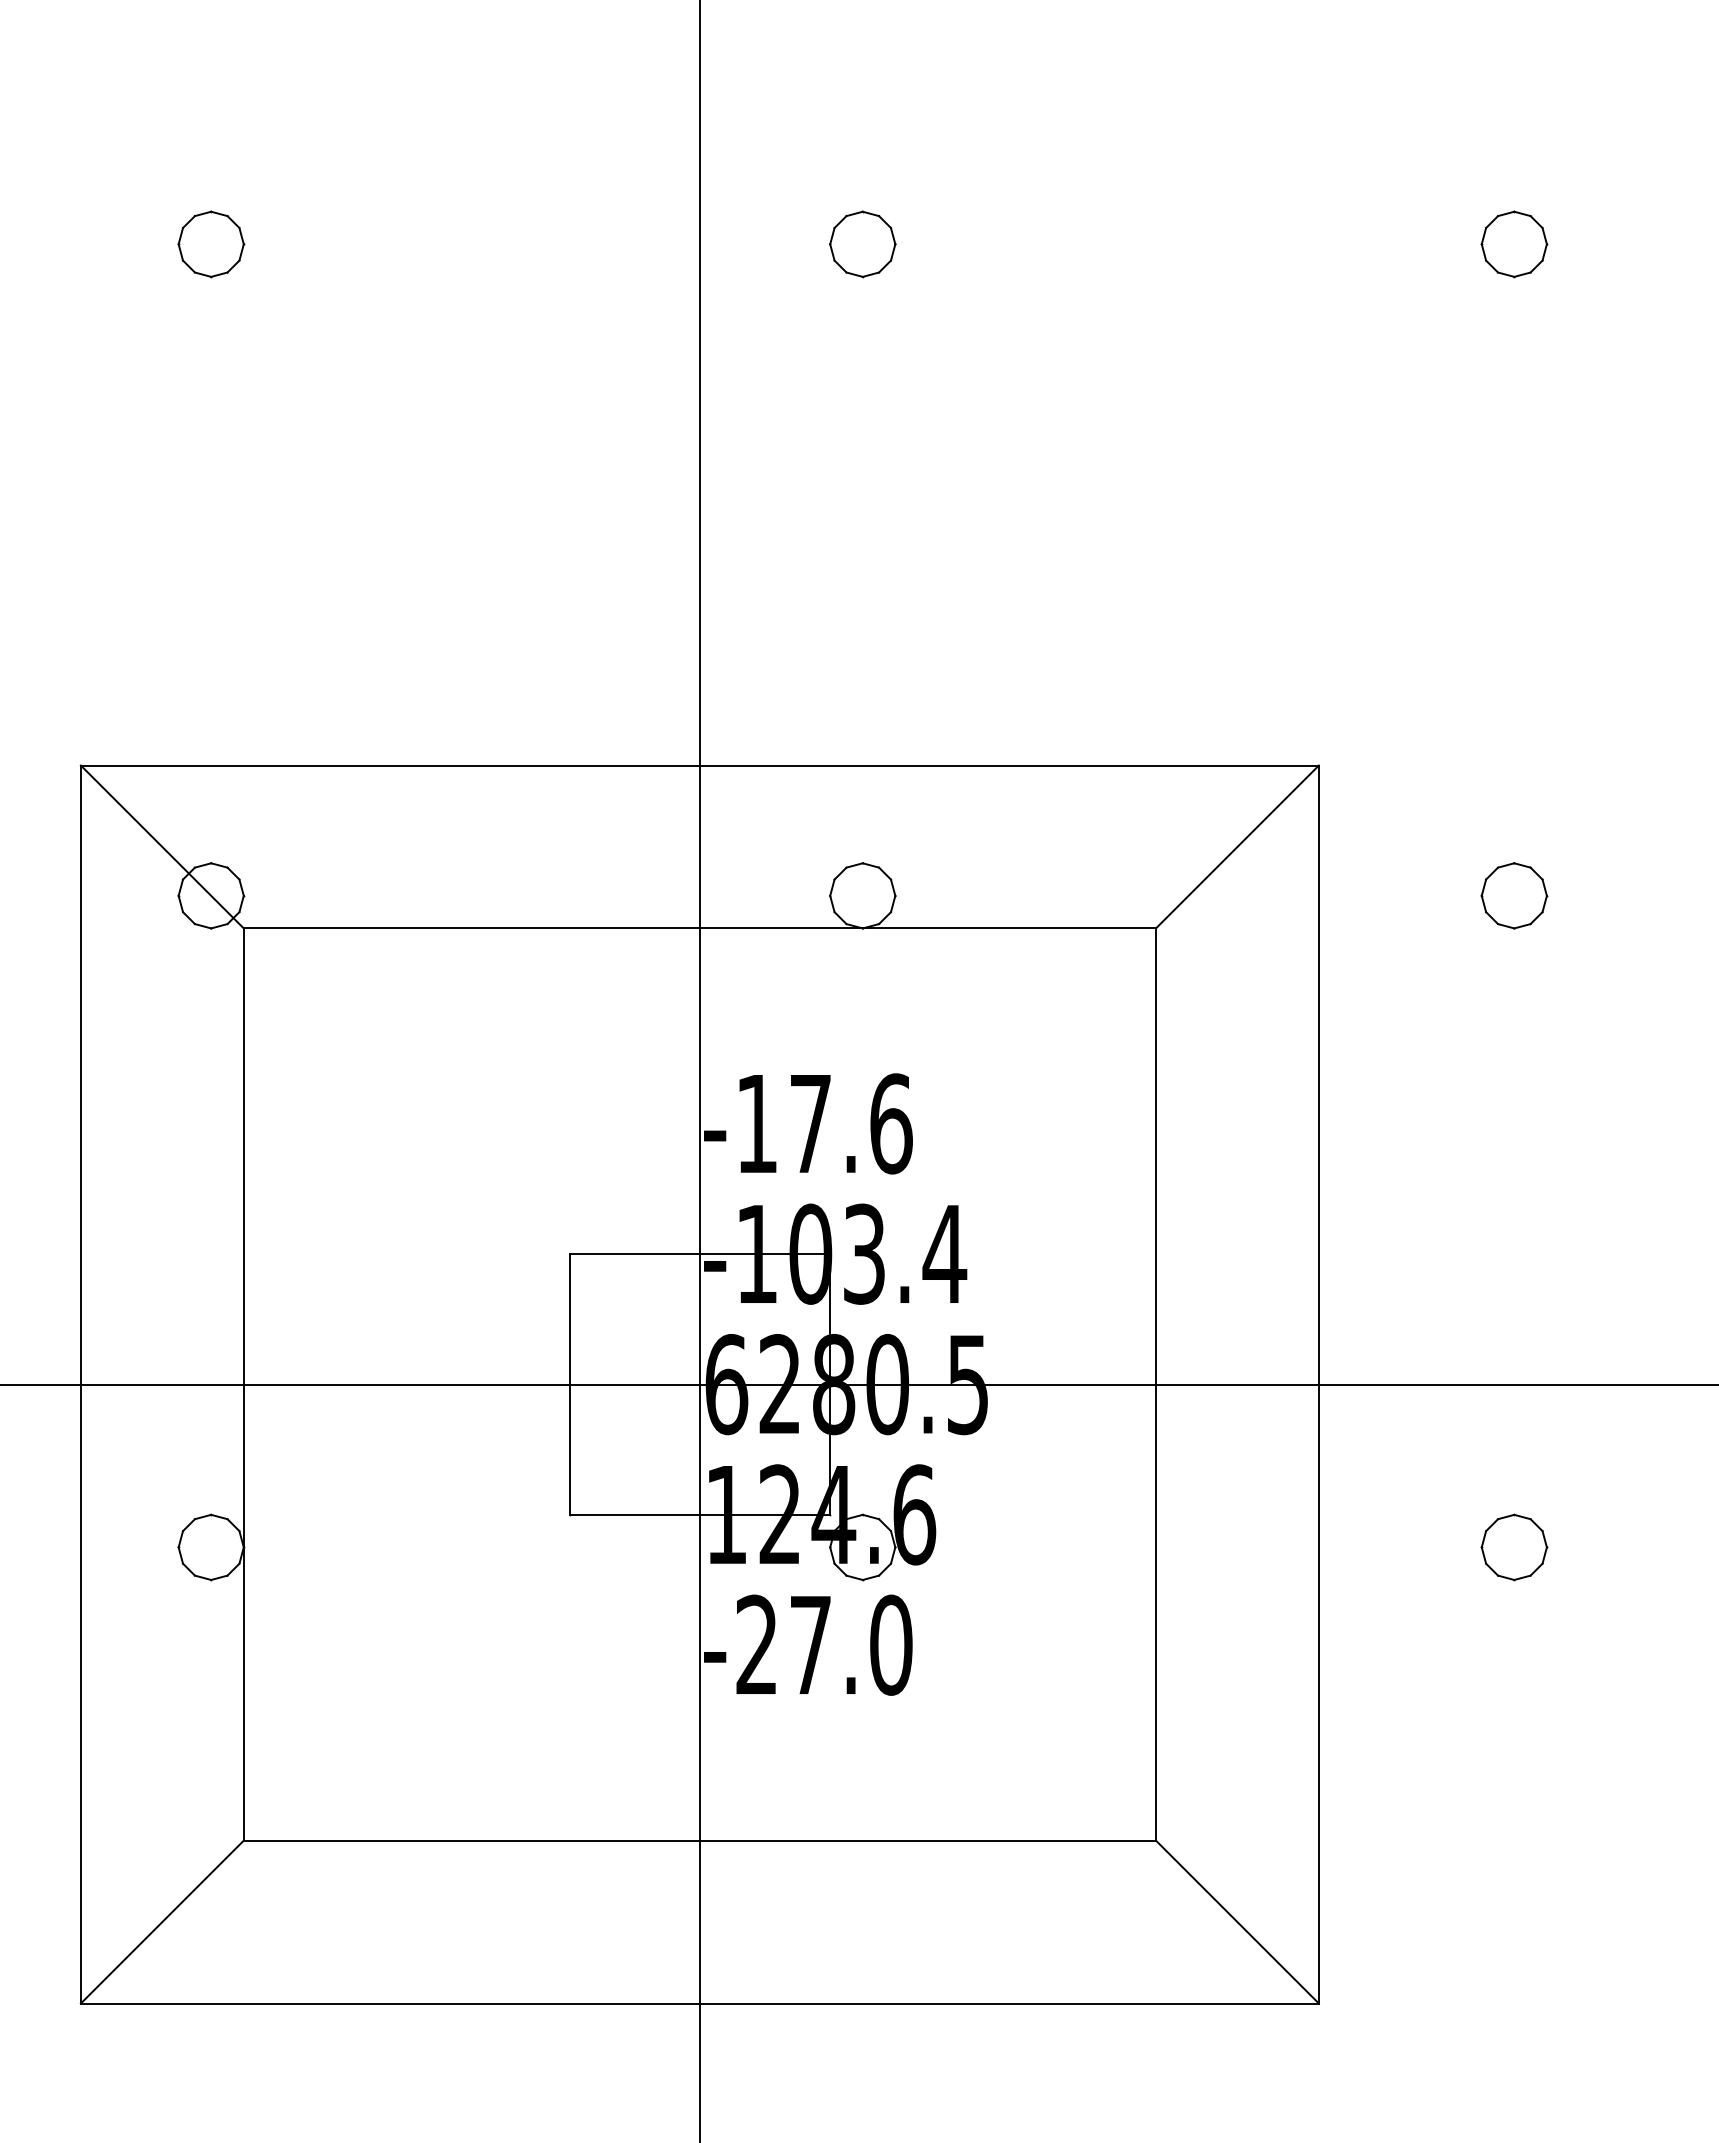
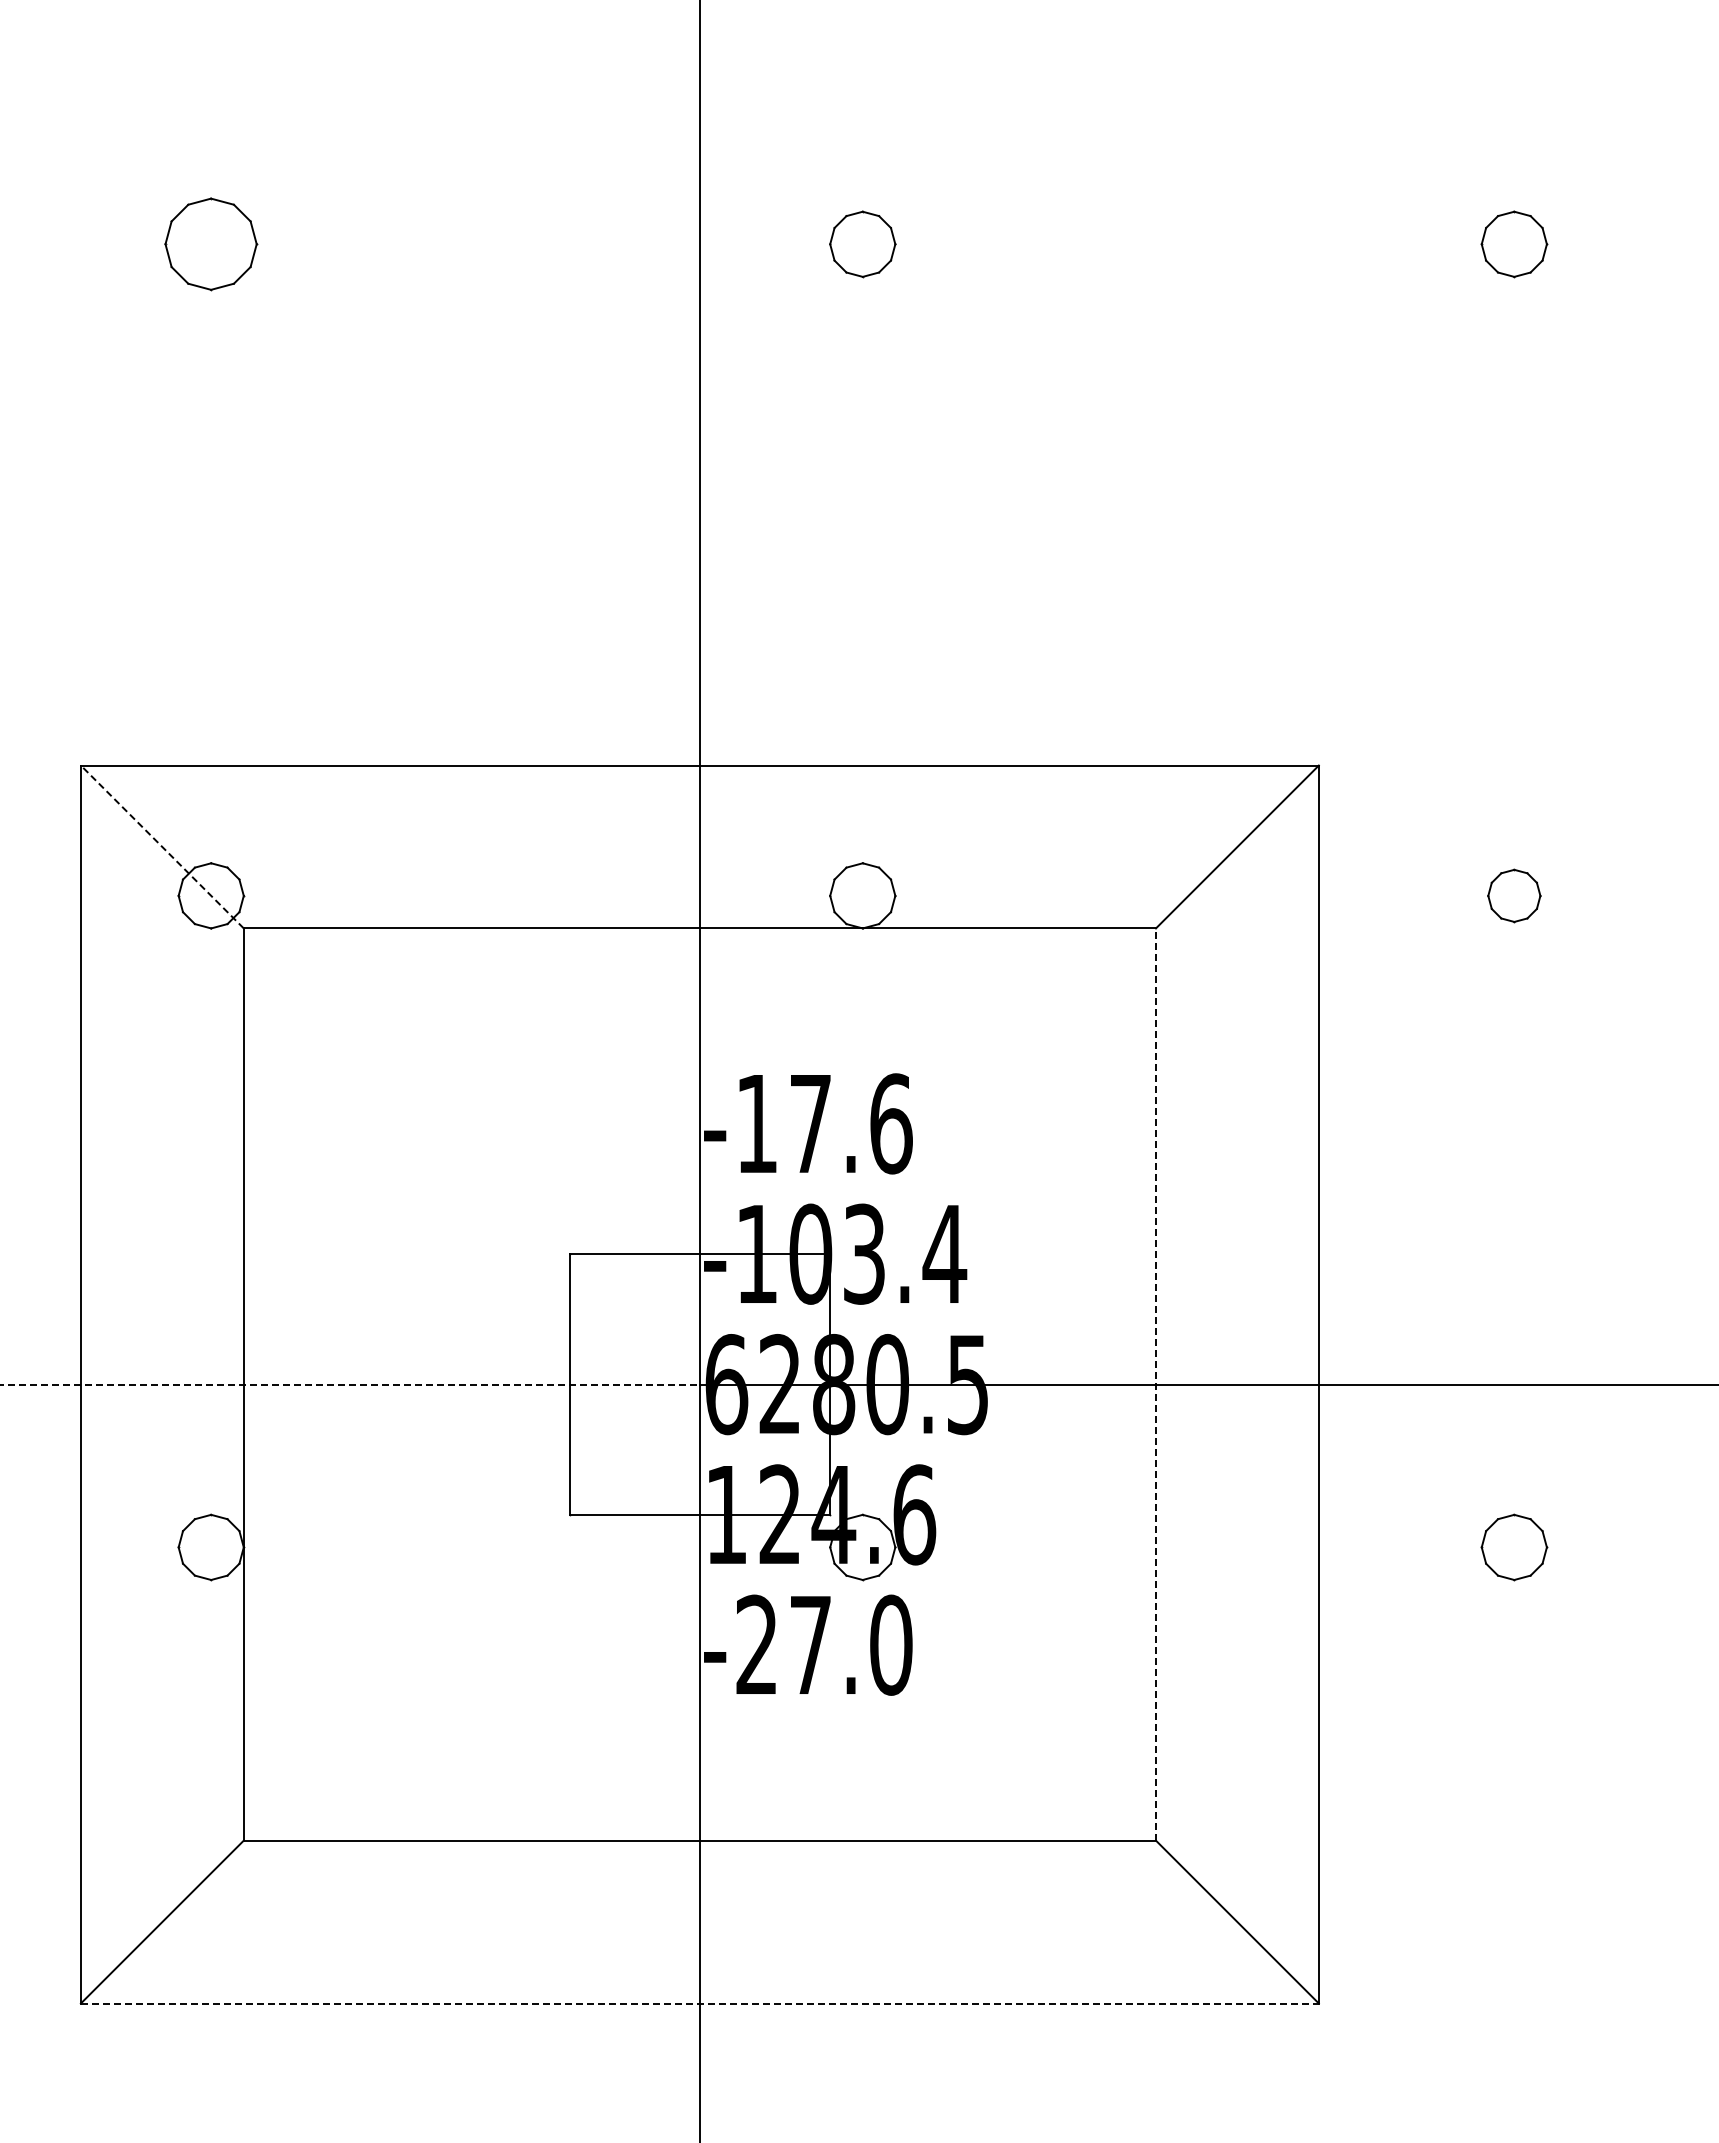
part size: 69x69 px -> 95x95 px (211, 244)
line: solid -> dashed (162, 846)
part size: 69x68 px -> 55x56 px (1514, 895)
line: solid -> dashed (350, 1384)
line: solid -> dashed (1155, 1384)
line: solid -> dashed (699, 2003)
